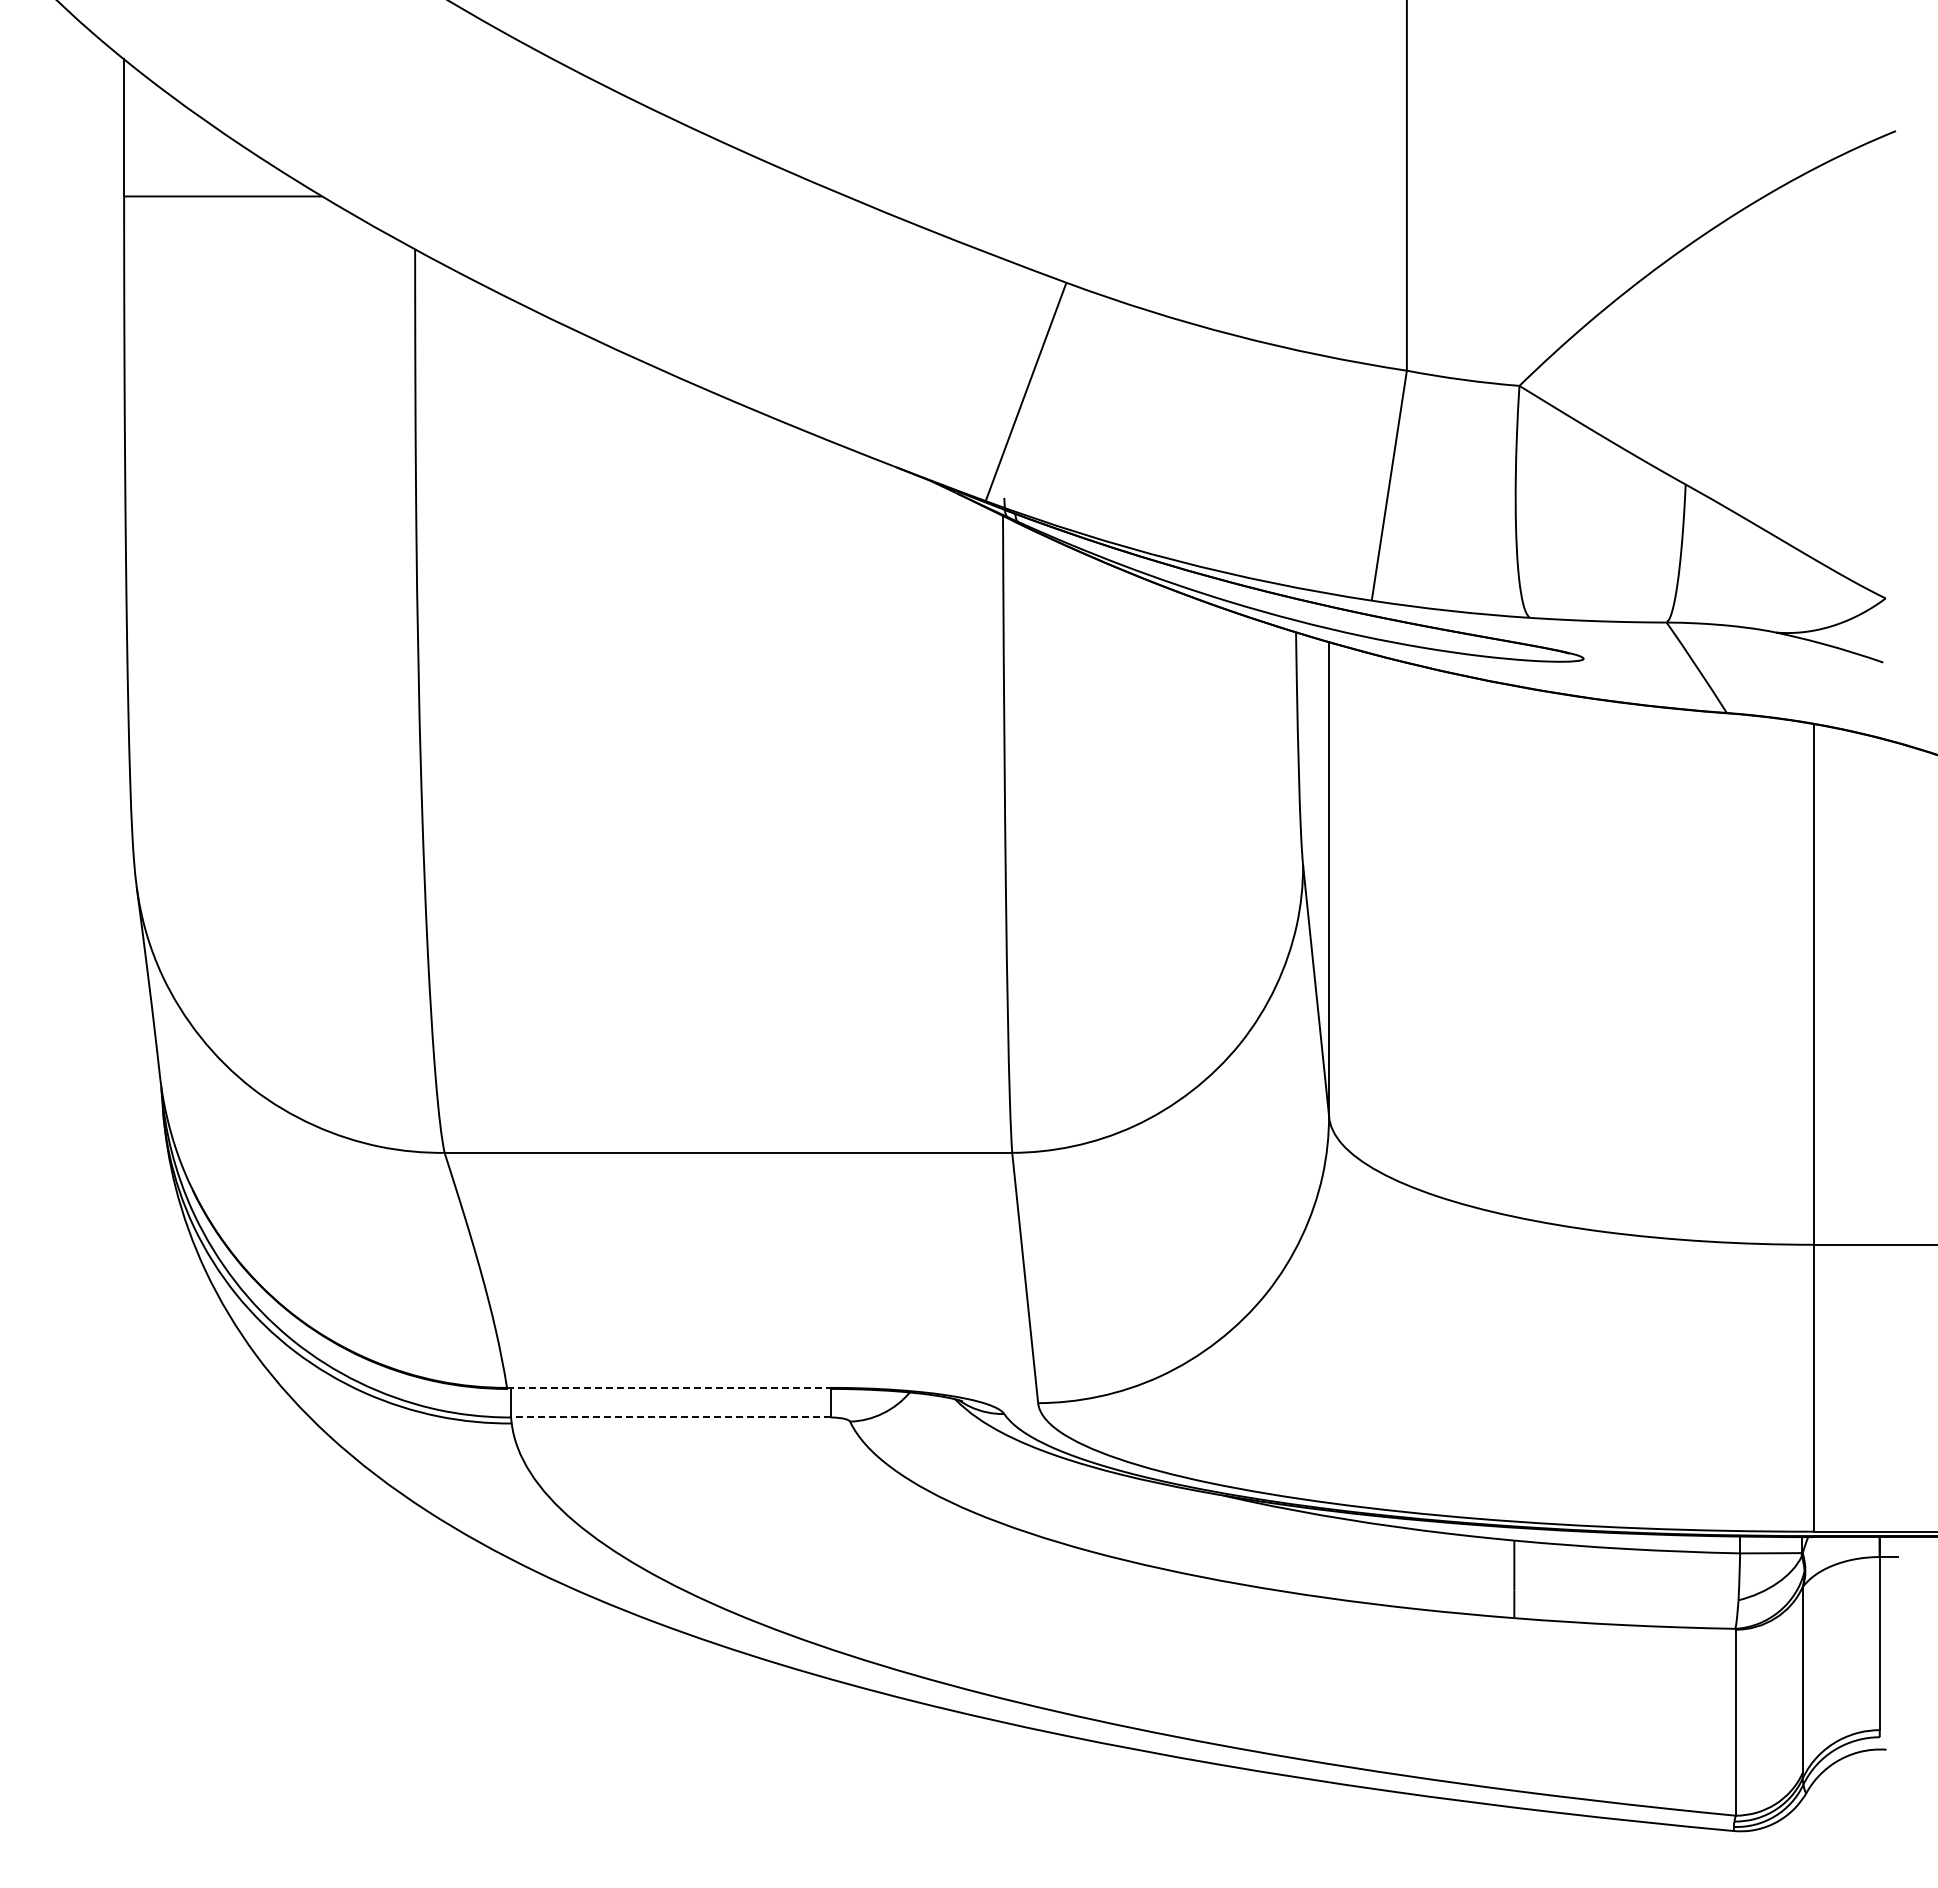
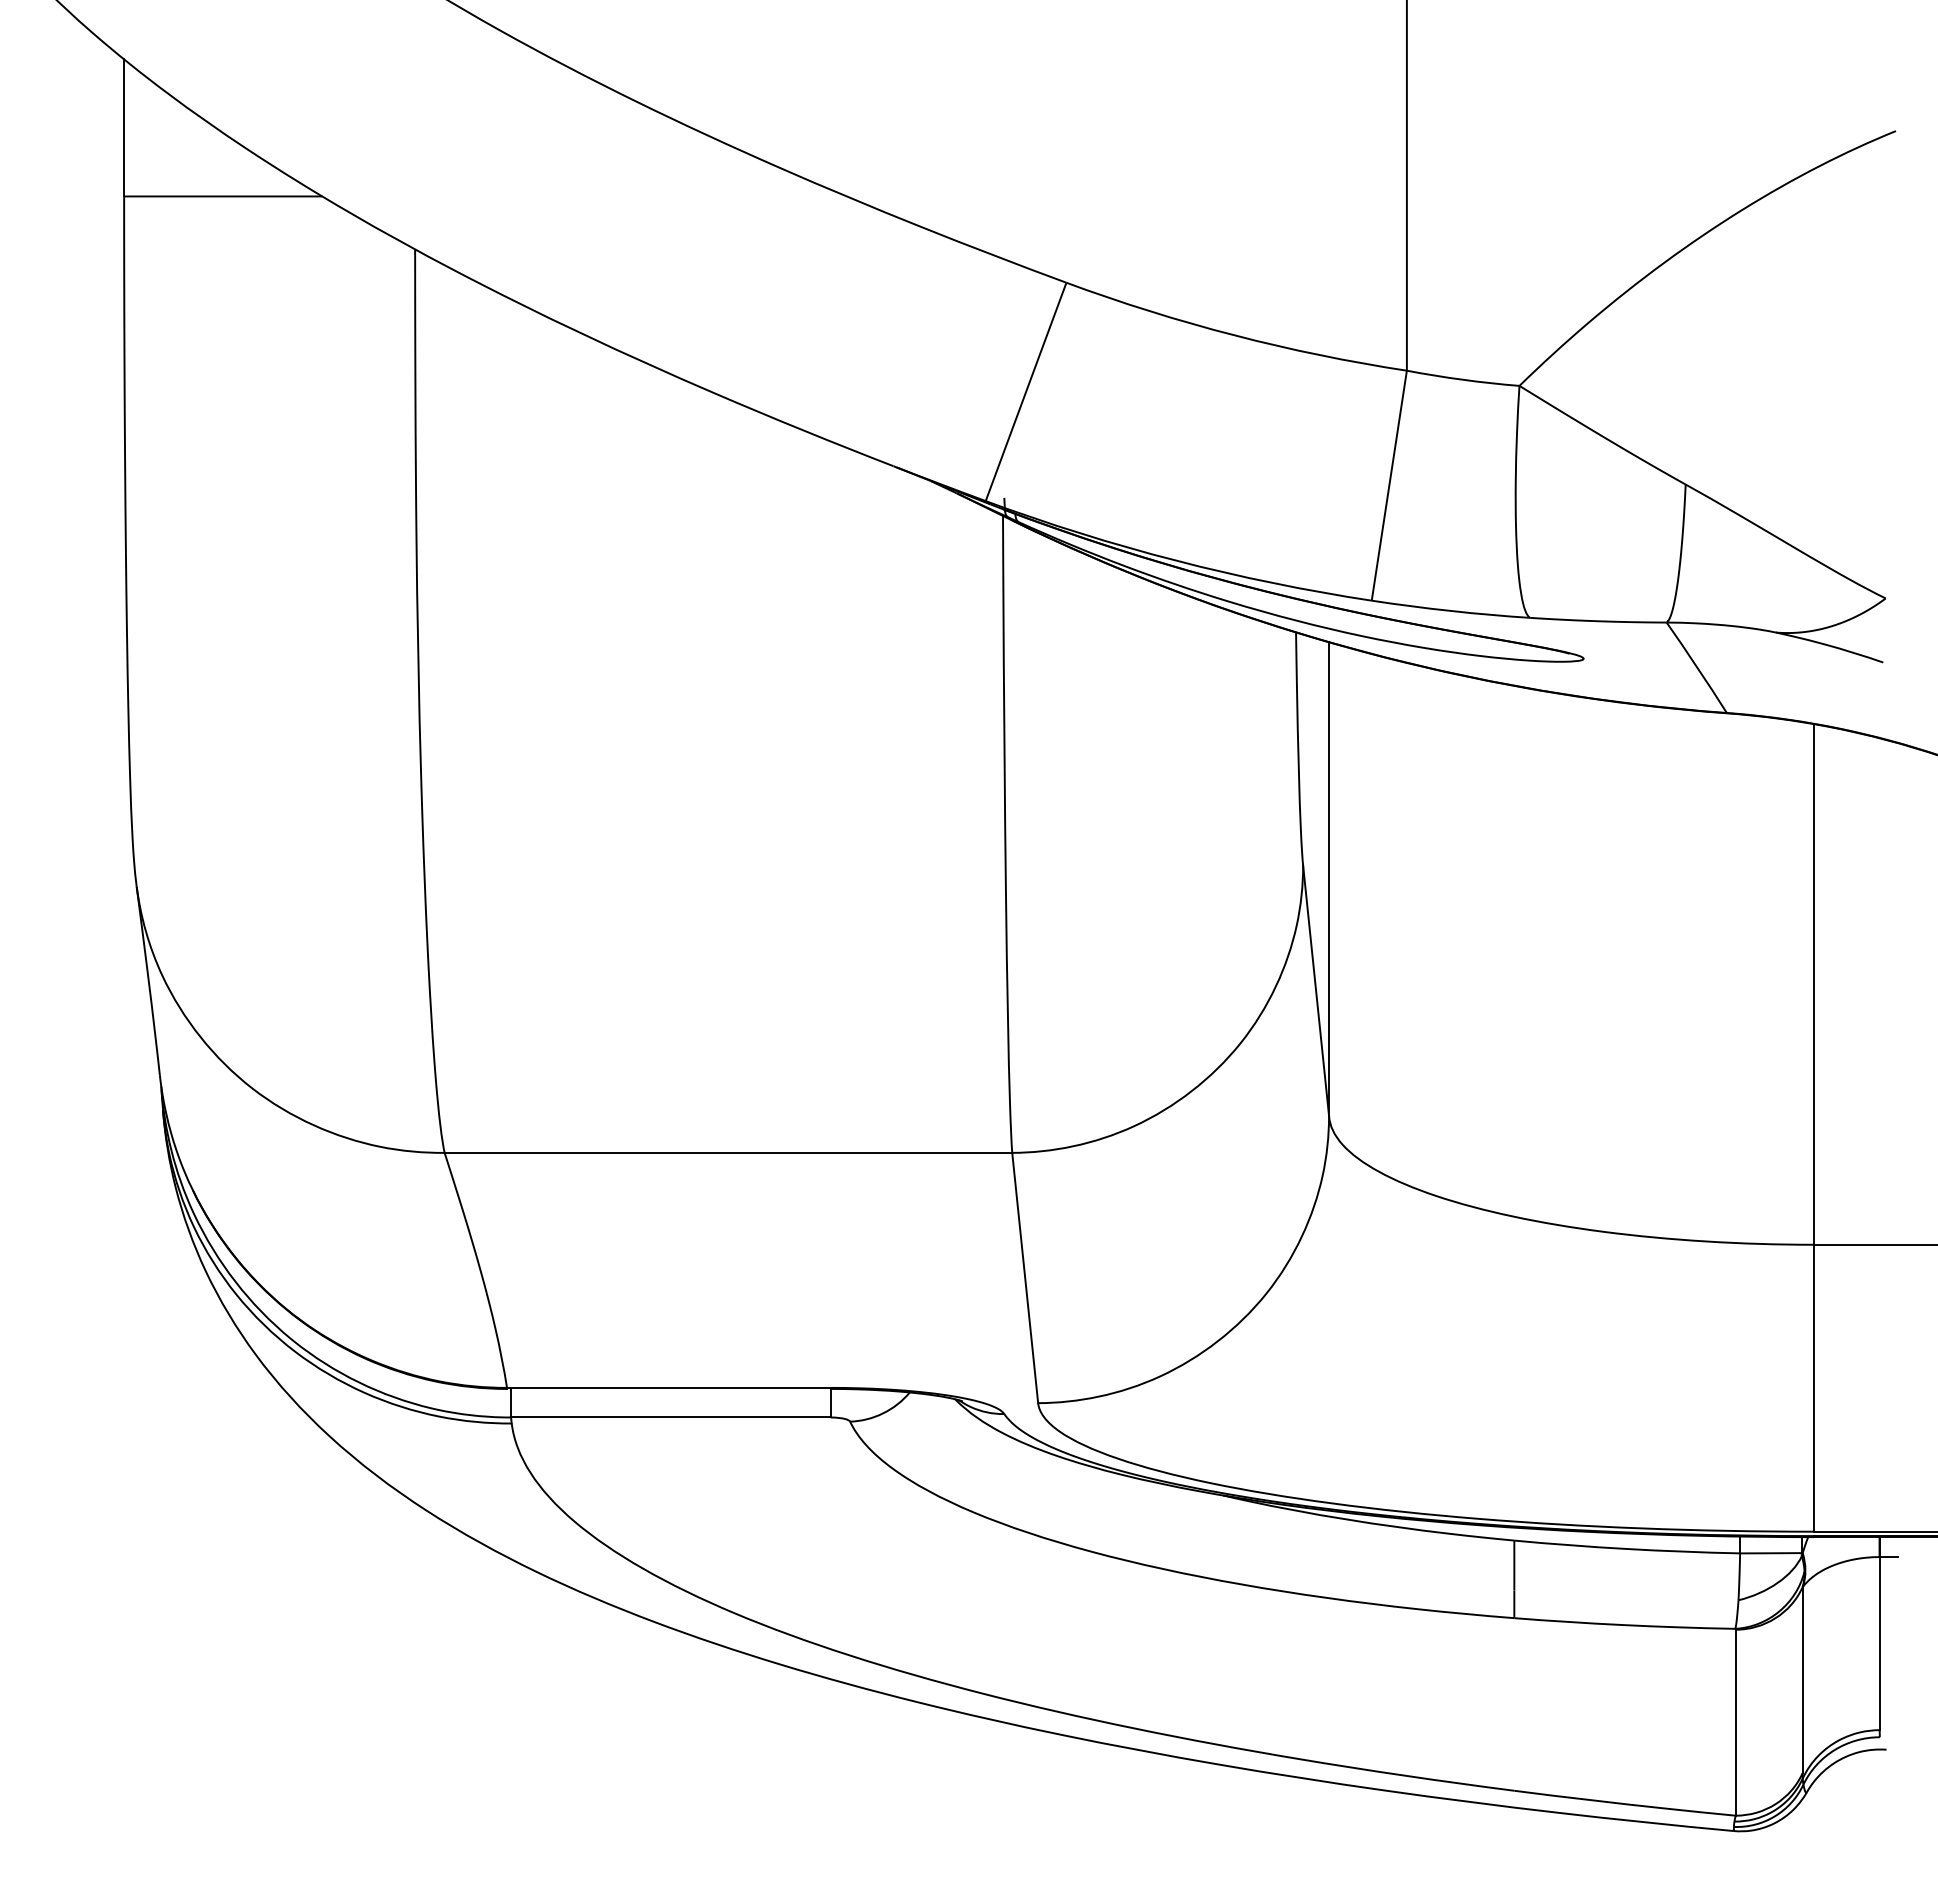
line: dashed -> solid (668, 1387)
line: dashed -> solid (670, 1417)
